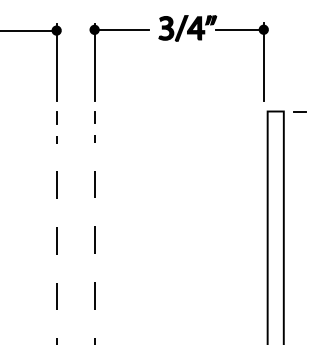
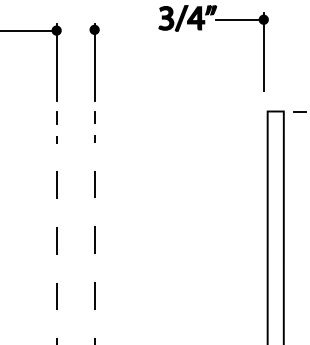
line: present -> none (121, 29)
part position: (201, 40) -> (201, 30) (201, 30)
